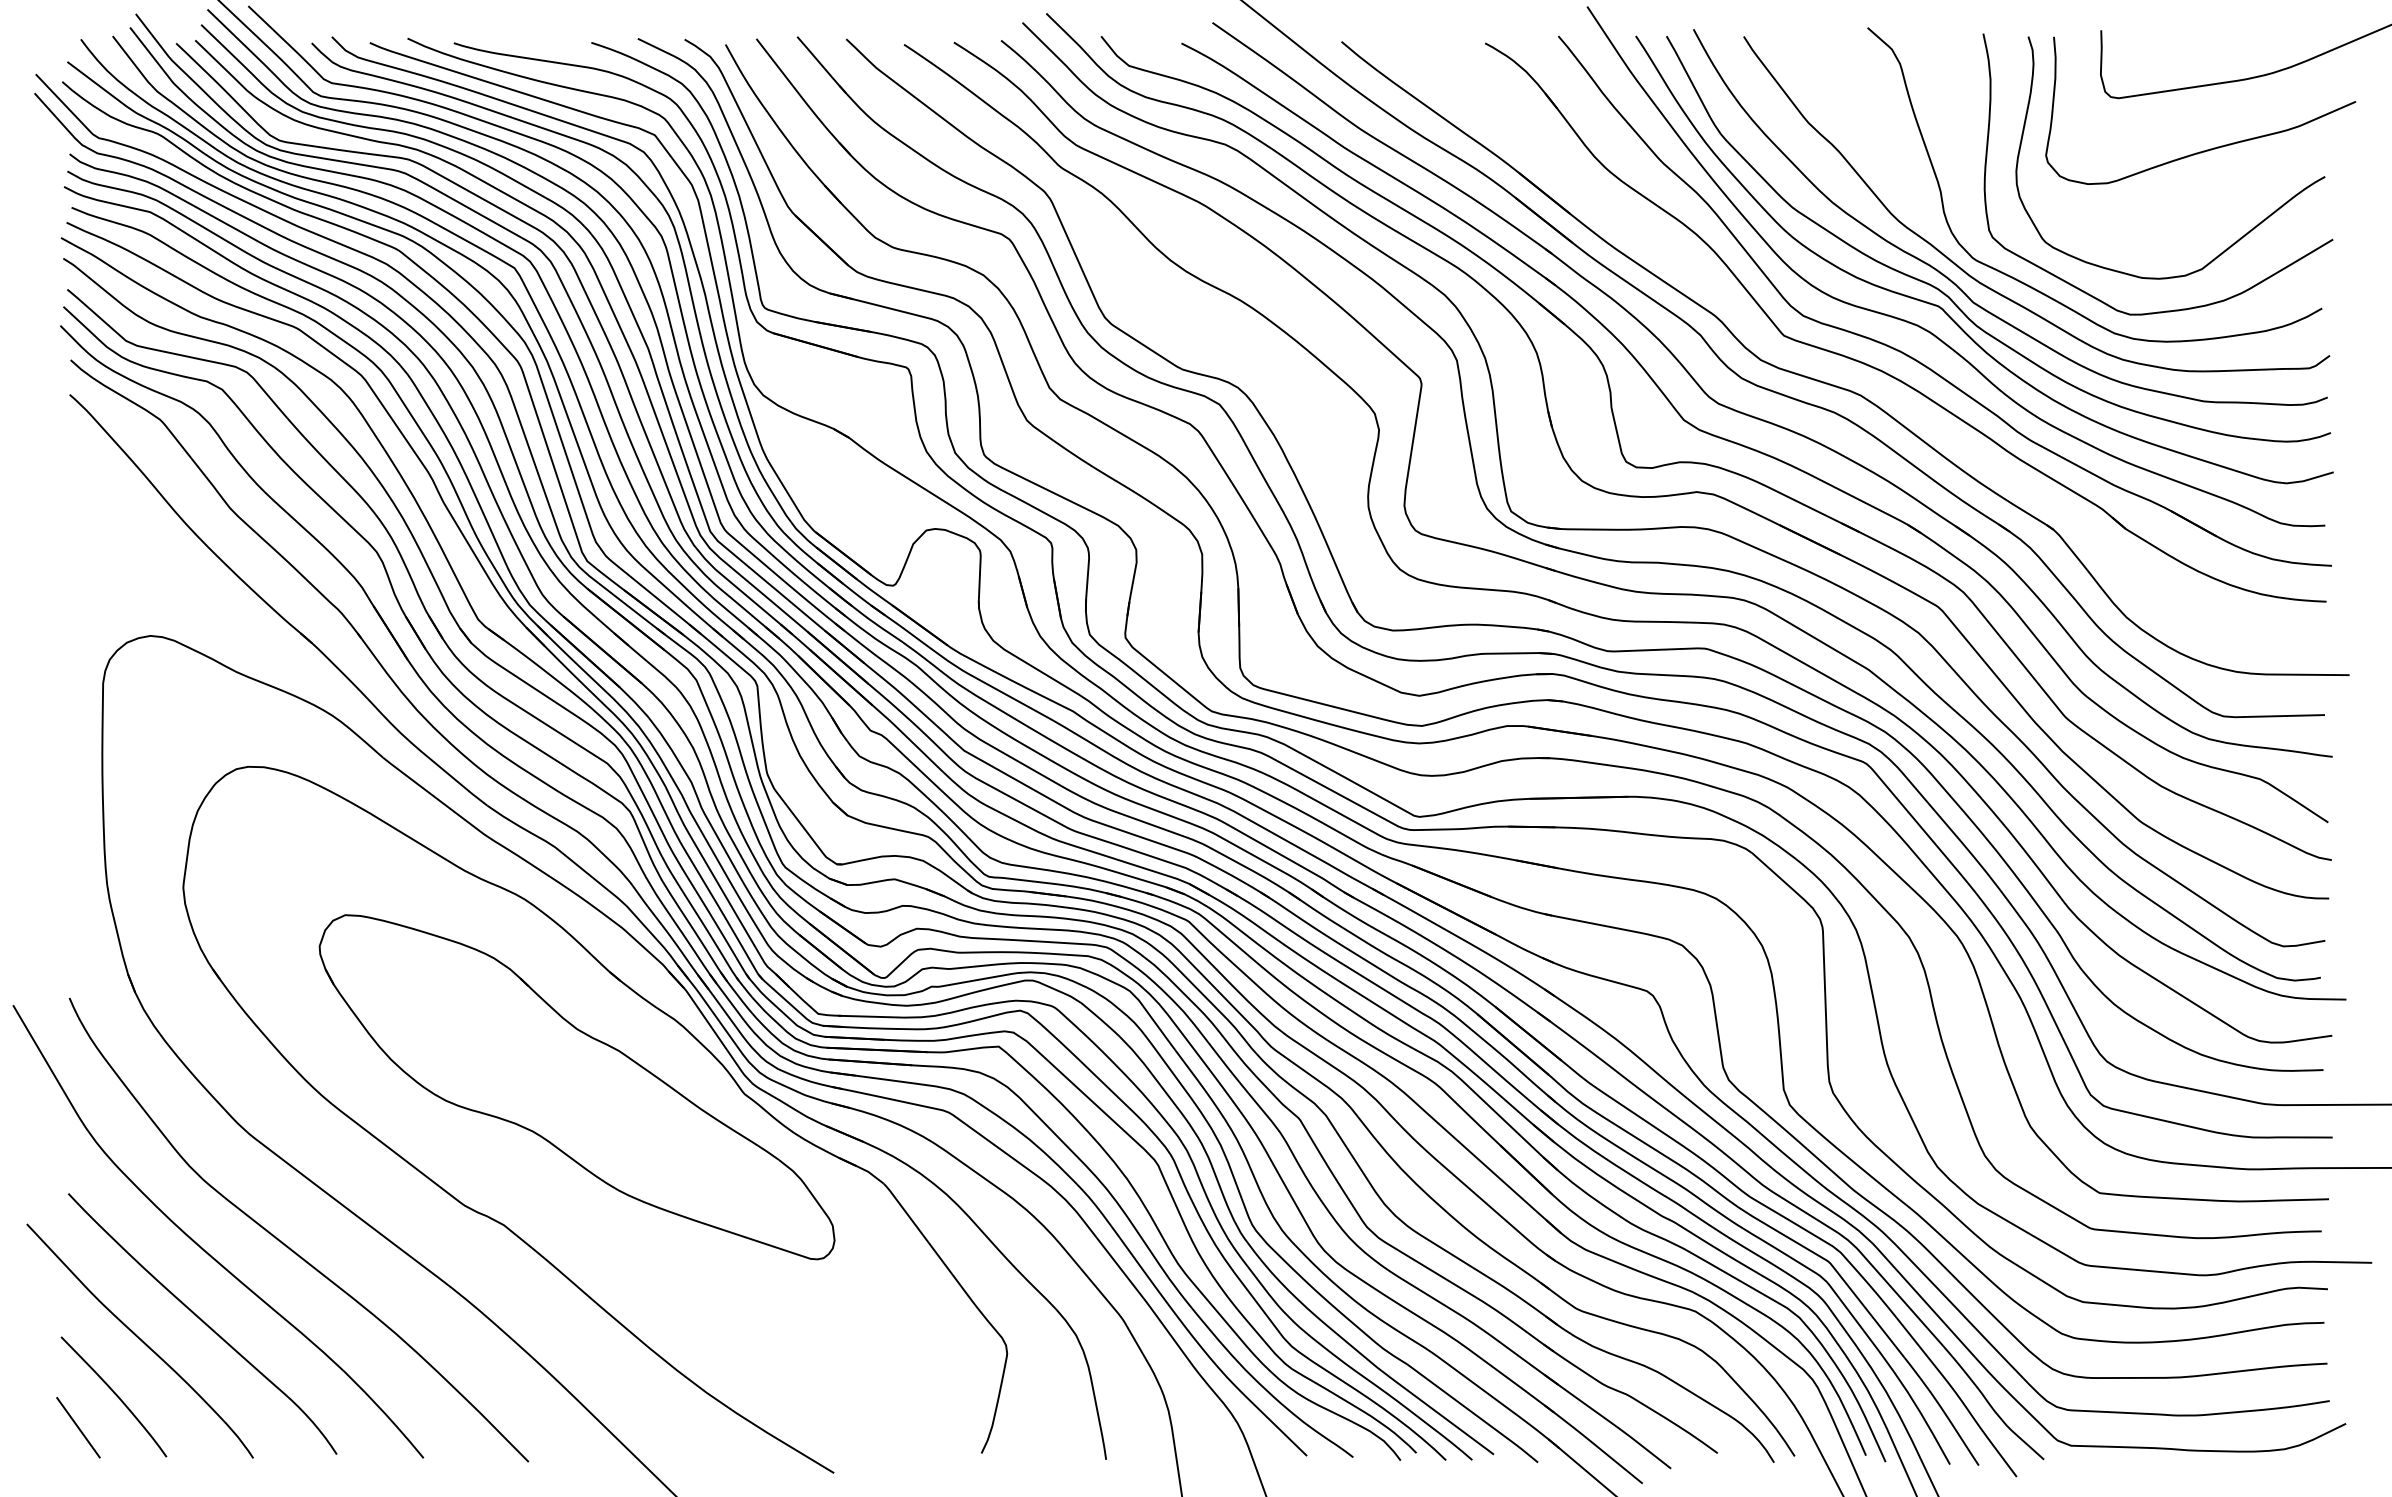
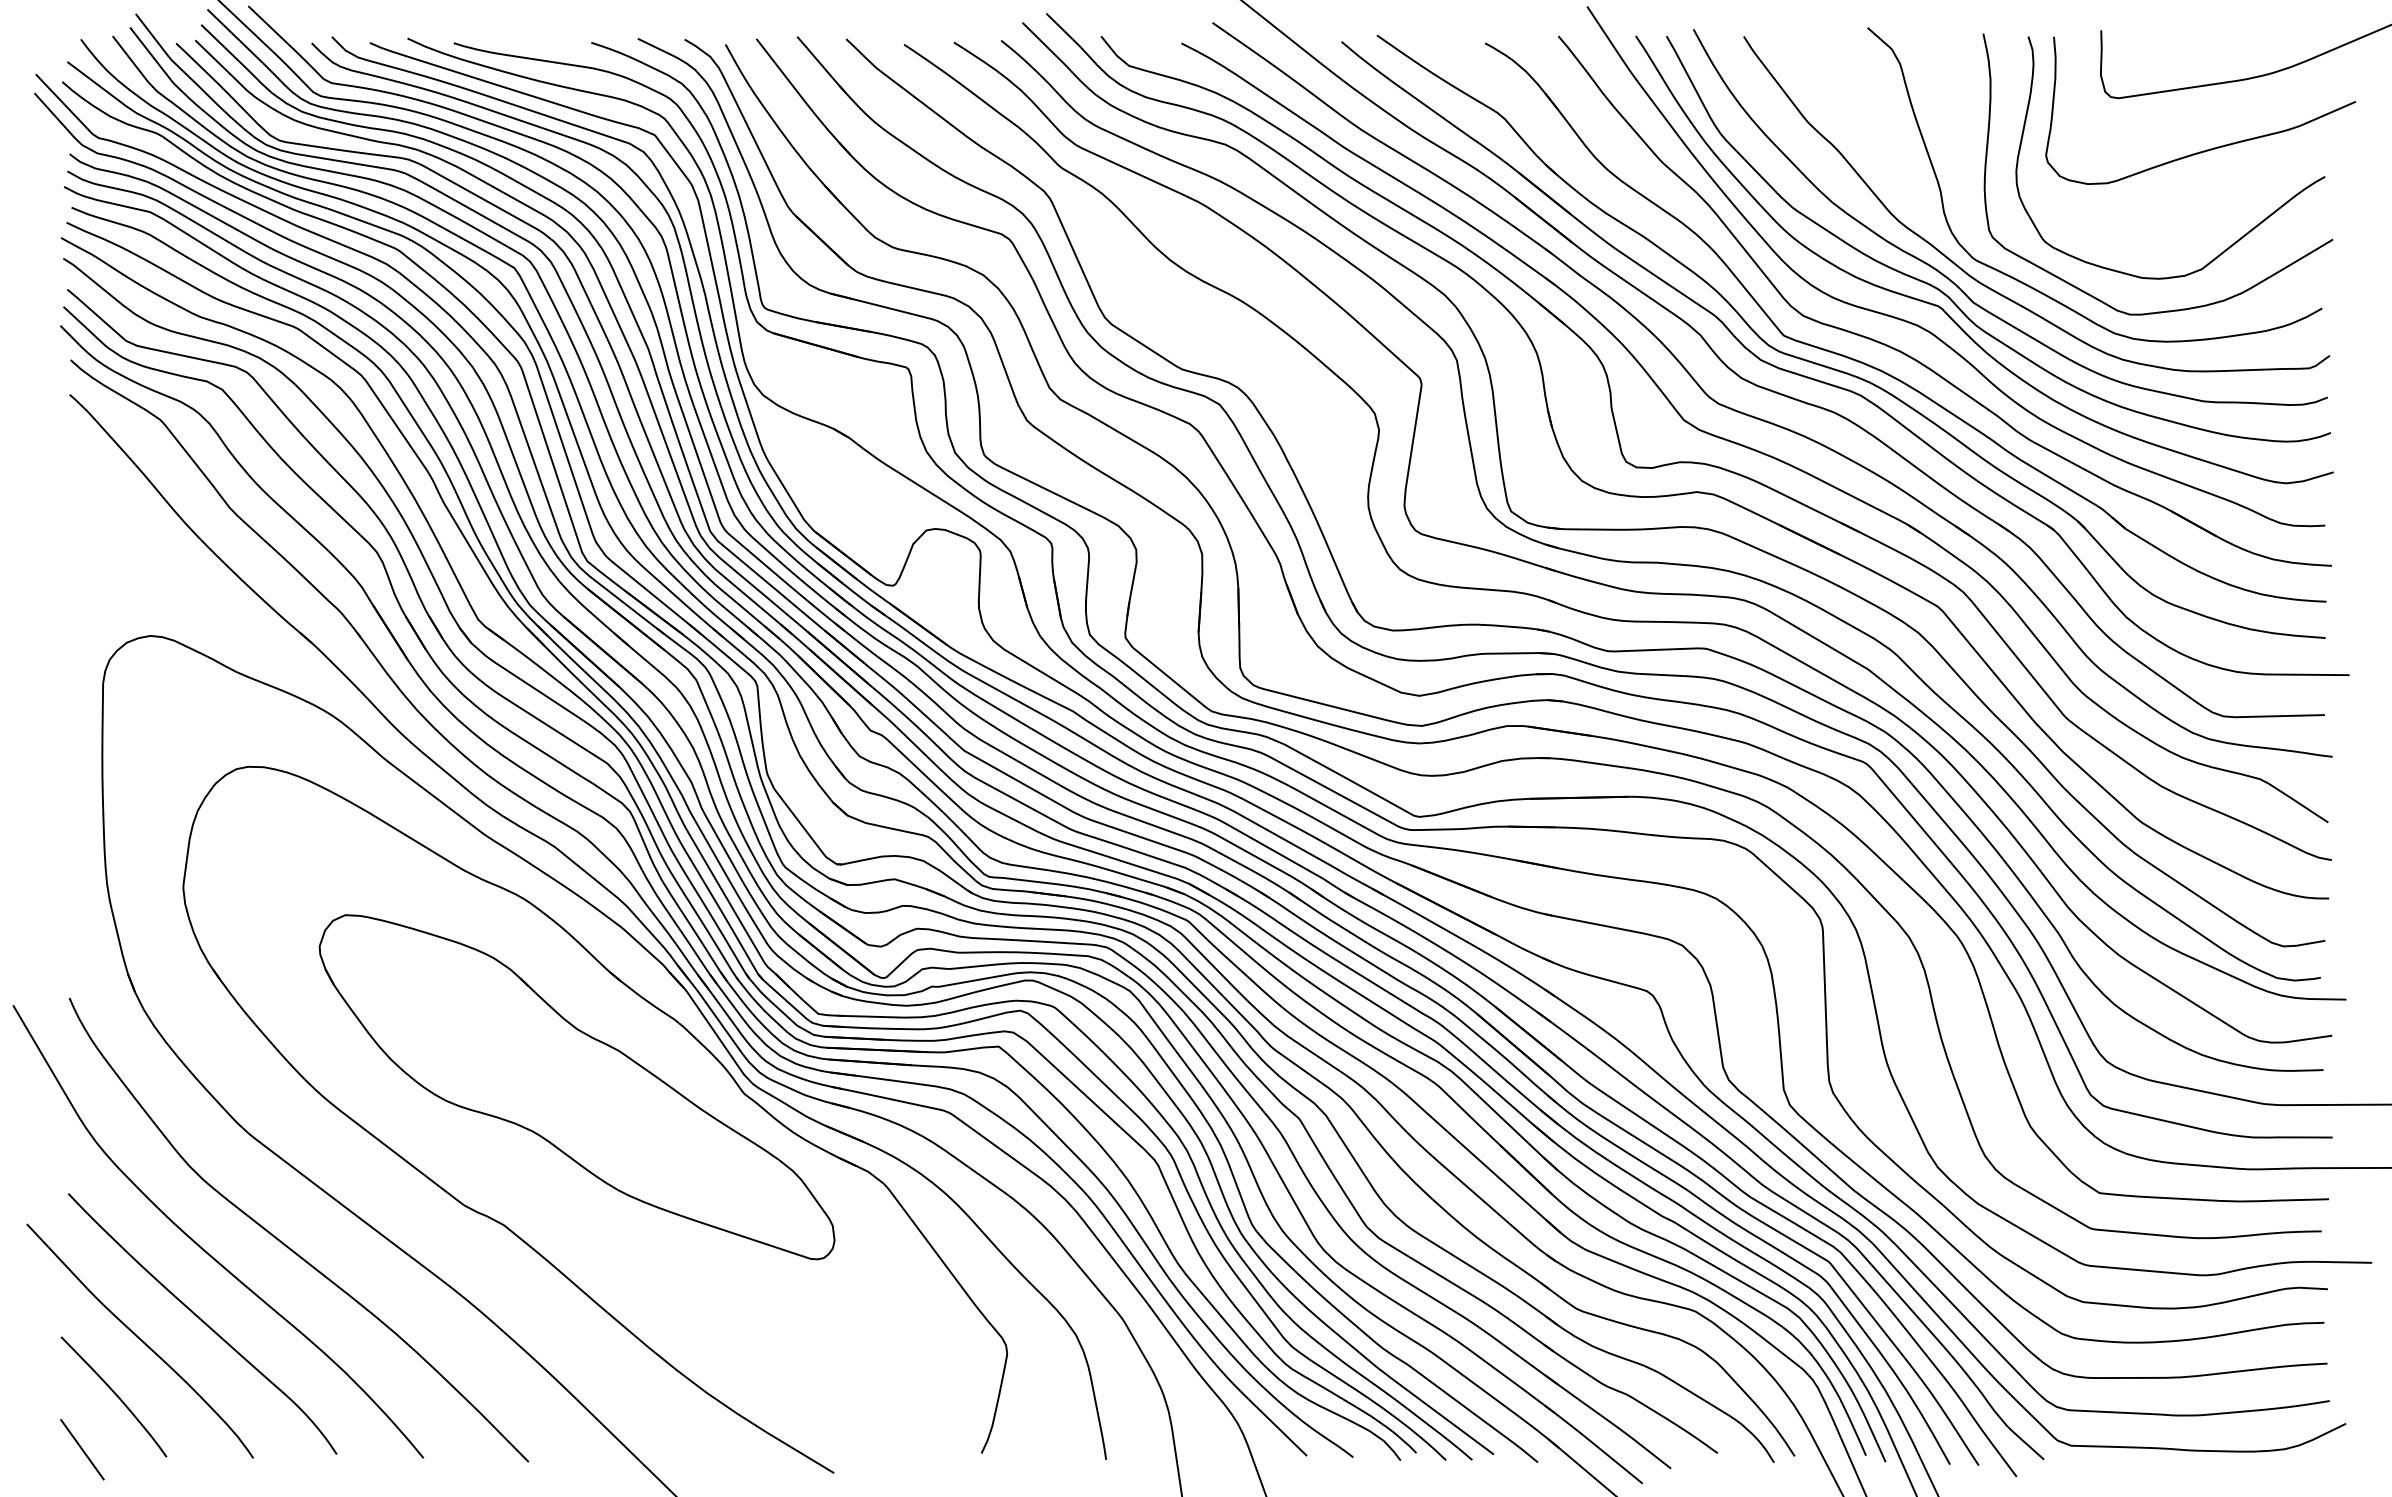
part: none -> present (1838, 369)
line position: (78, 1427) -> (82, 1449) (82, 1449)
